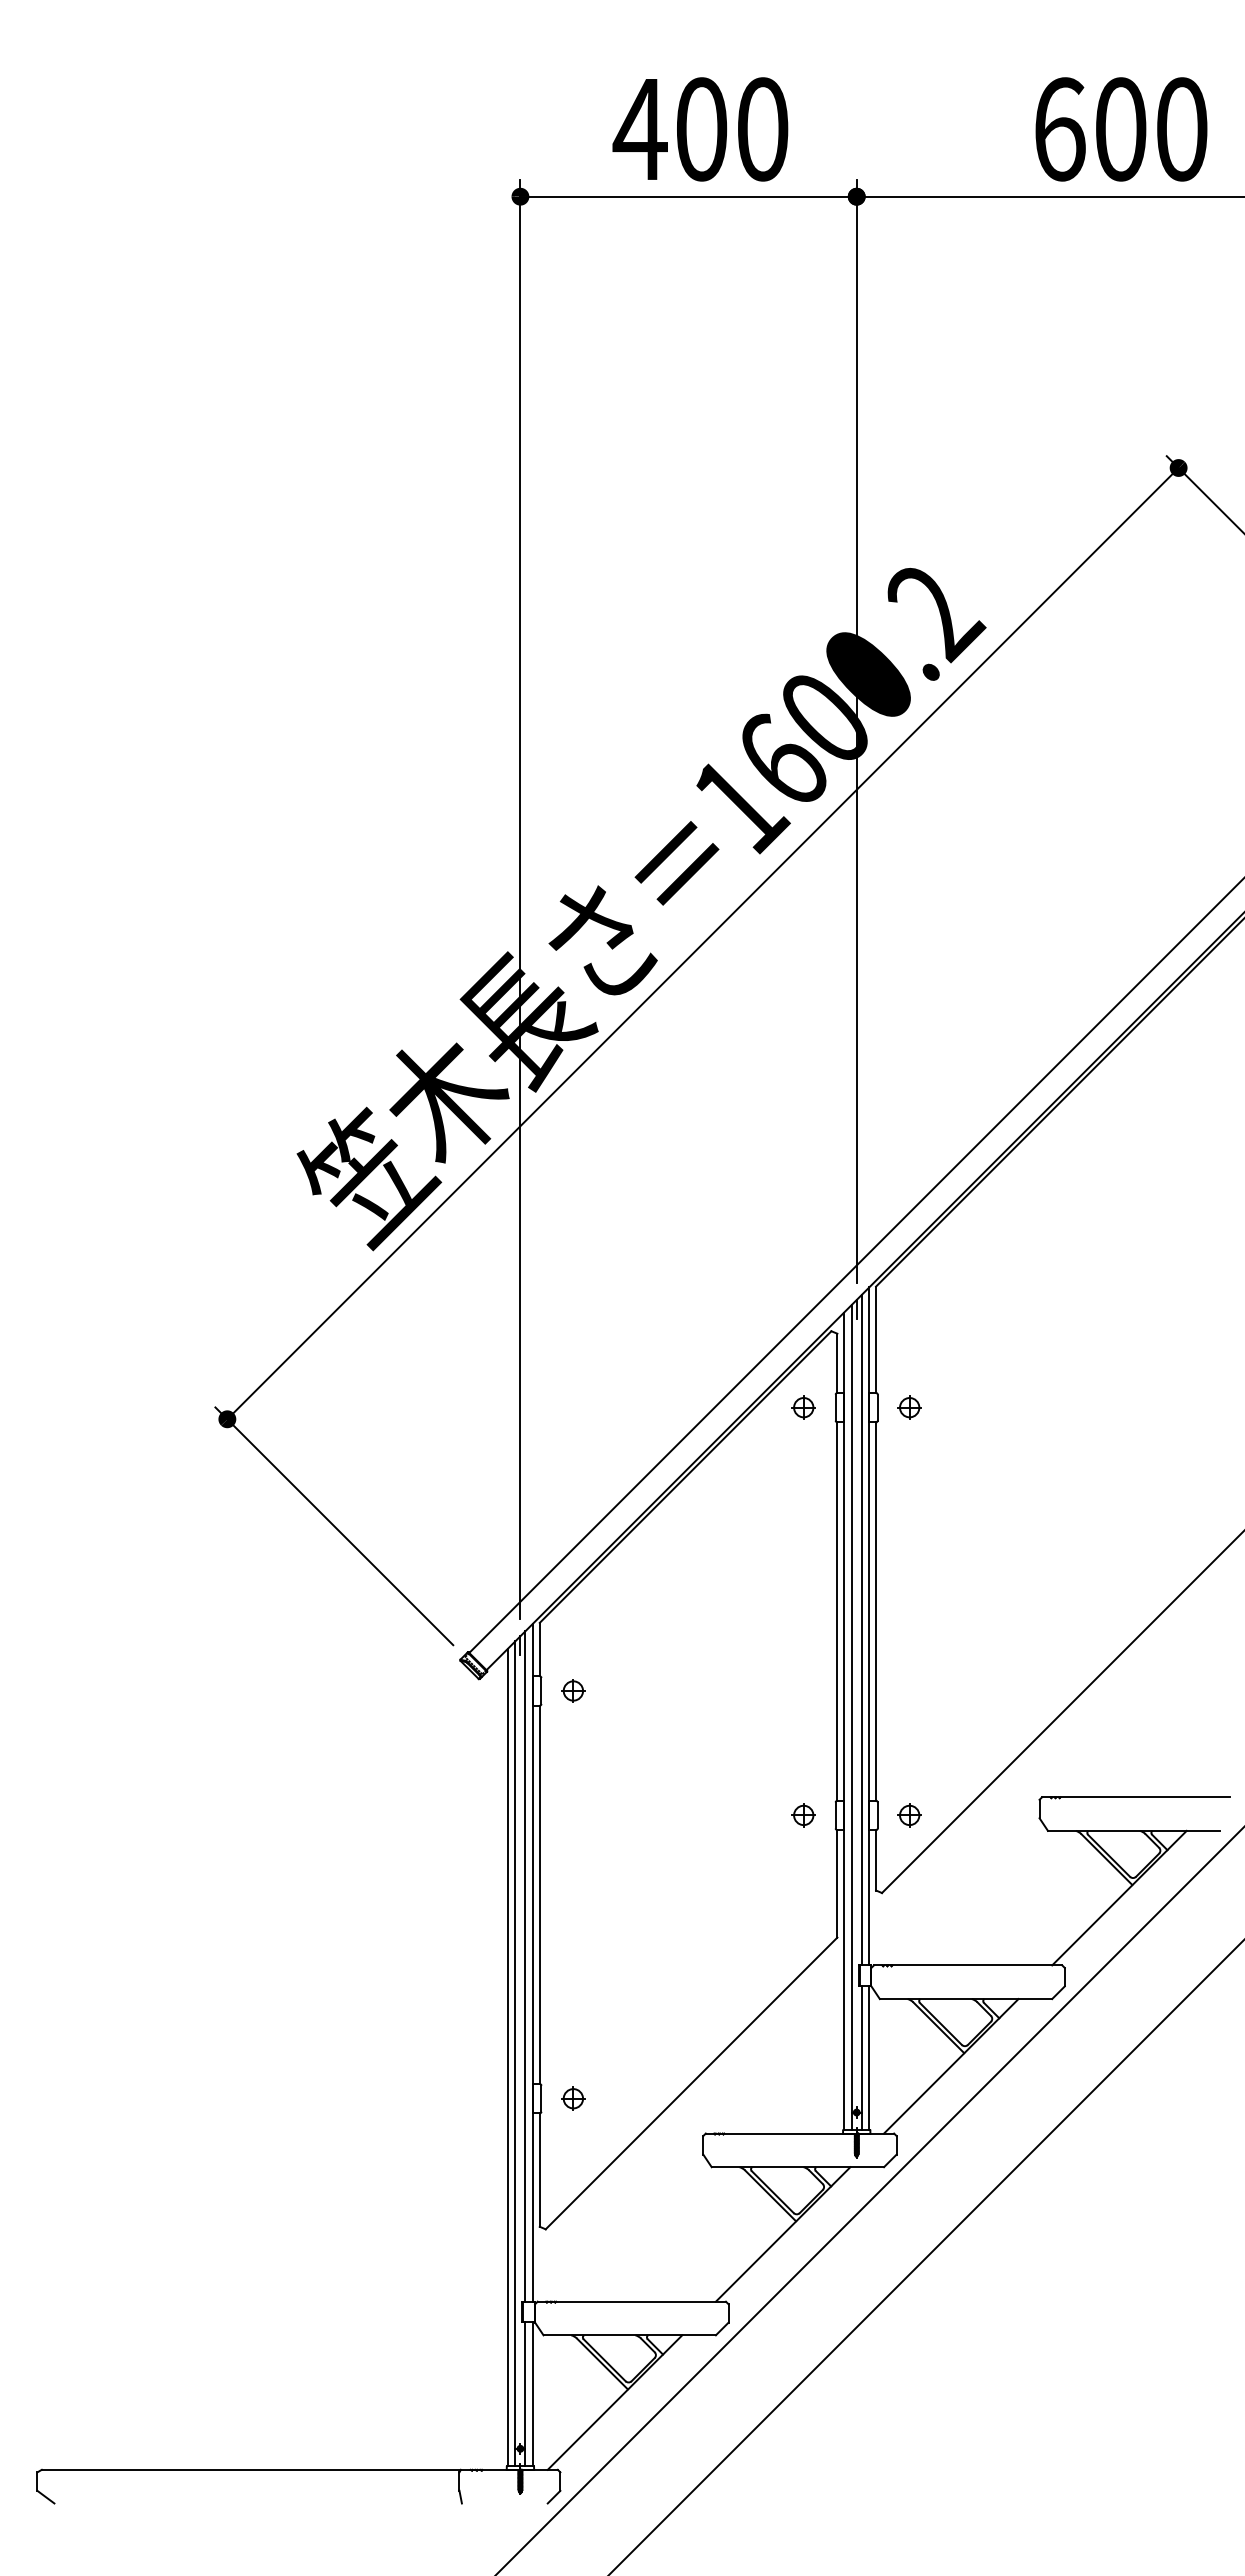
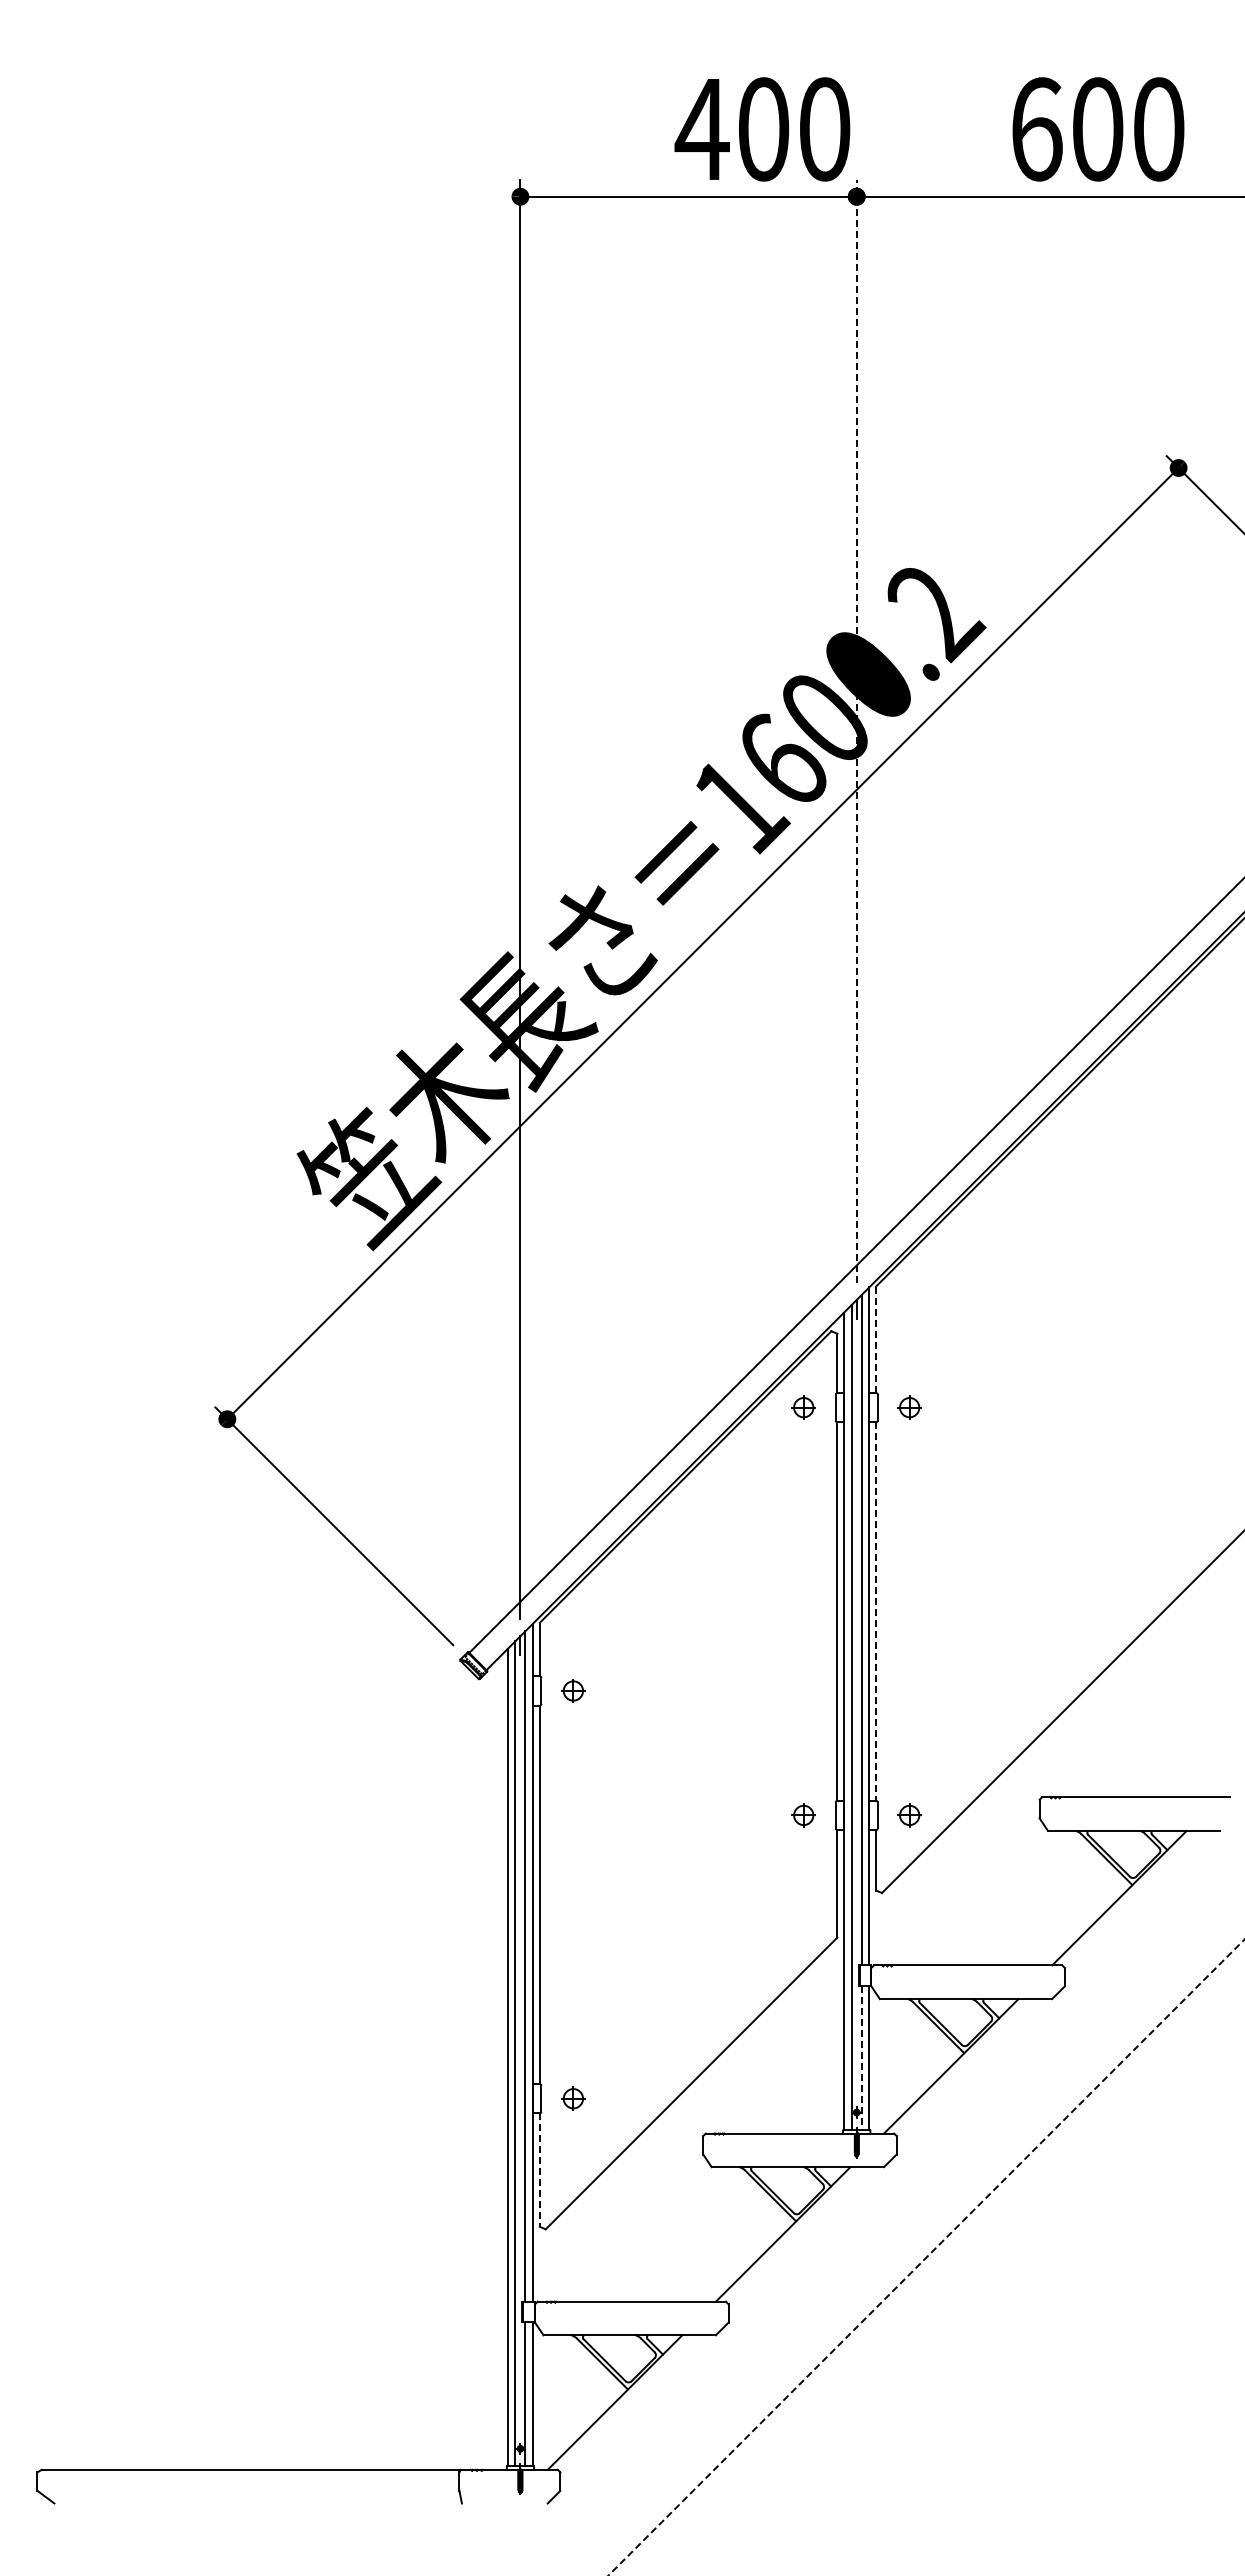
text position: (700, 129) -> (762, 129) (762, 129)
text position: (1121, 129) -> (1098, 129) (1098, 129)
line: solid -> dashed (856, 731)
line: solid -> dashed (876, 1340)
line: solid -> dashed (876, 1612)
line: solid -> dashed (861, 2058)
line: solid -> dashed (539, 2170)
line: present -> none (869, 2200)
line: solid -> dashed (926, 2257)
